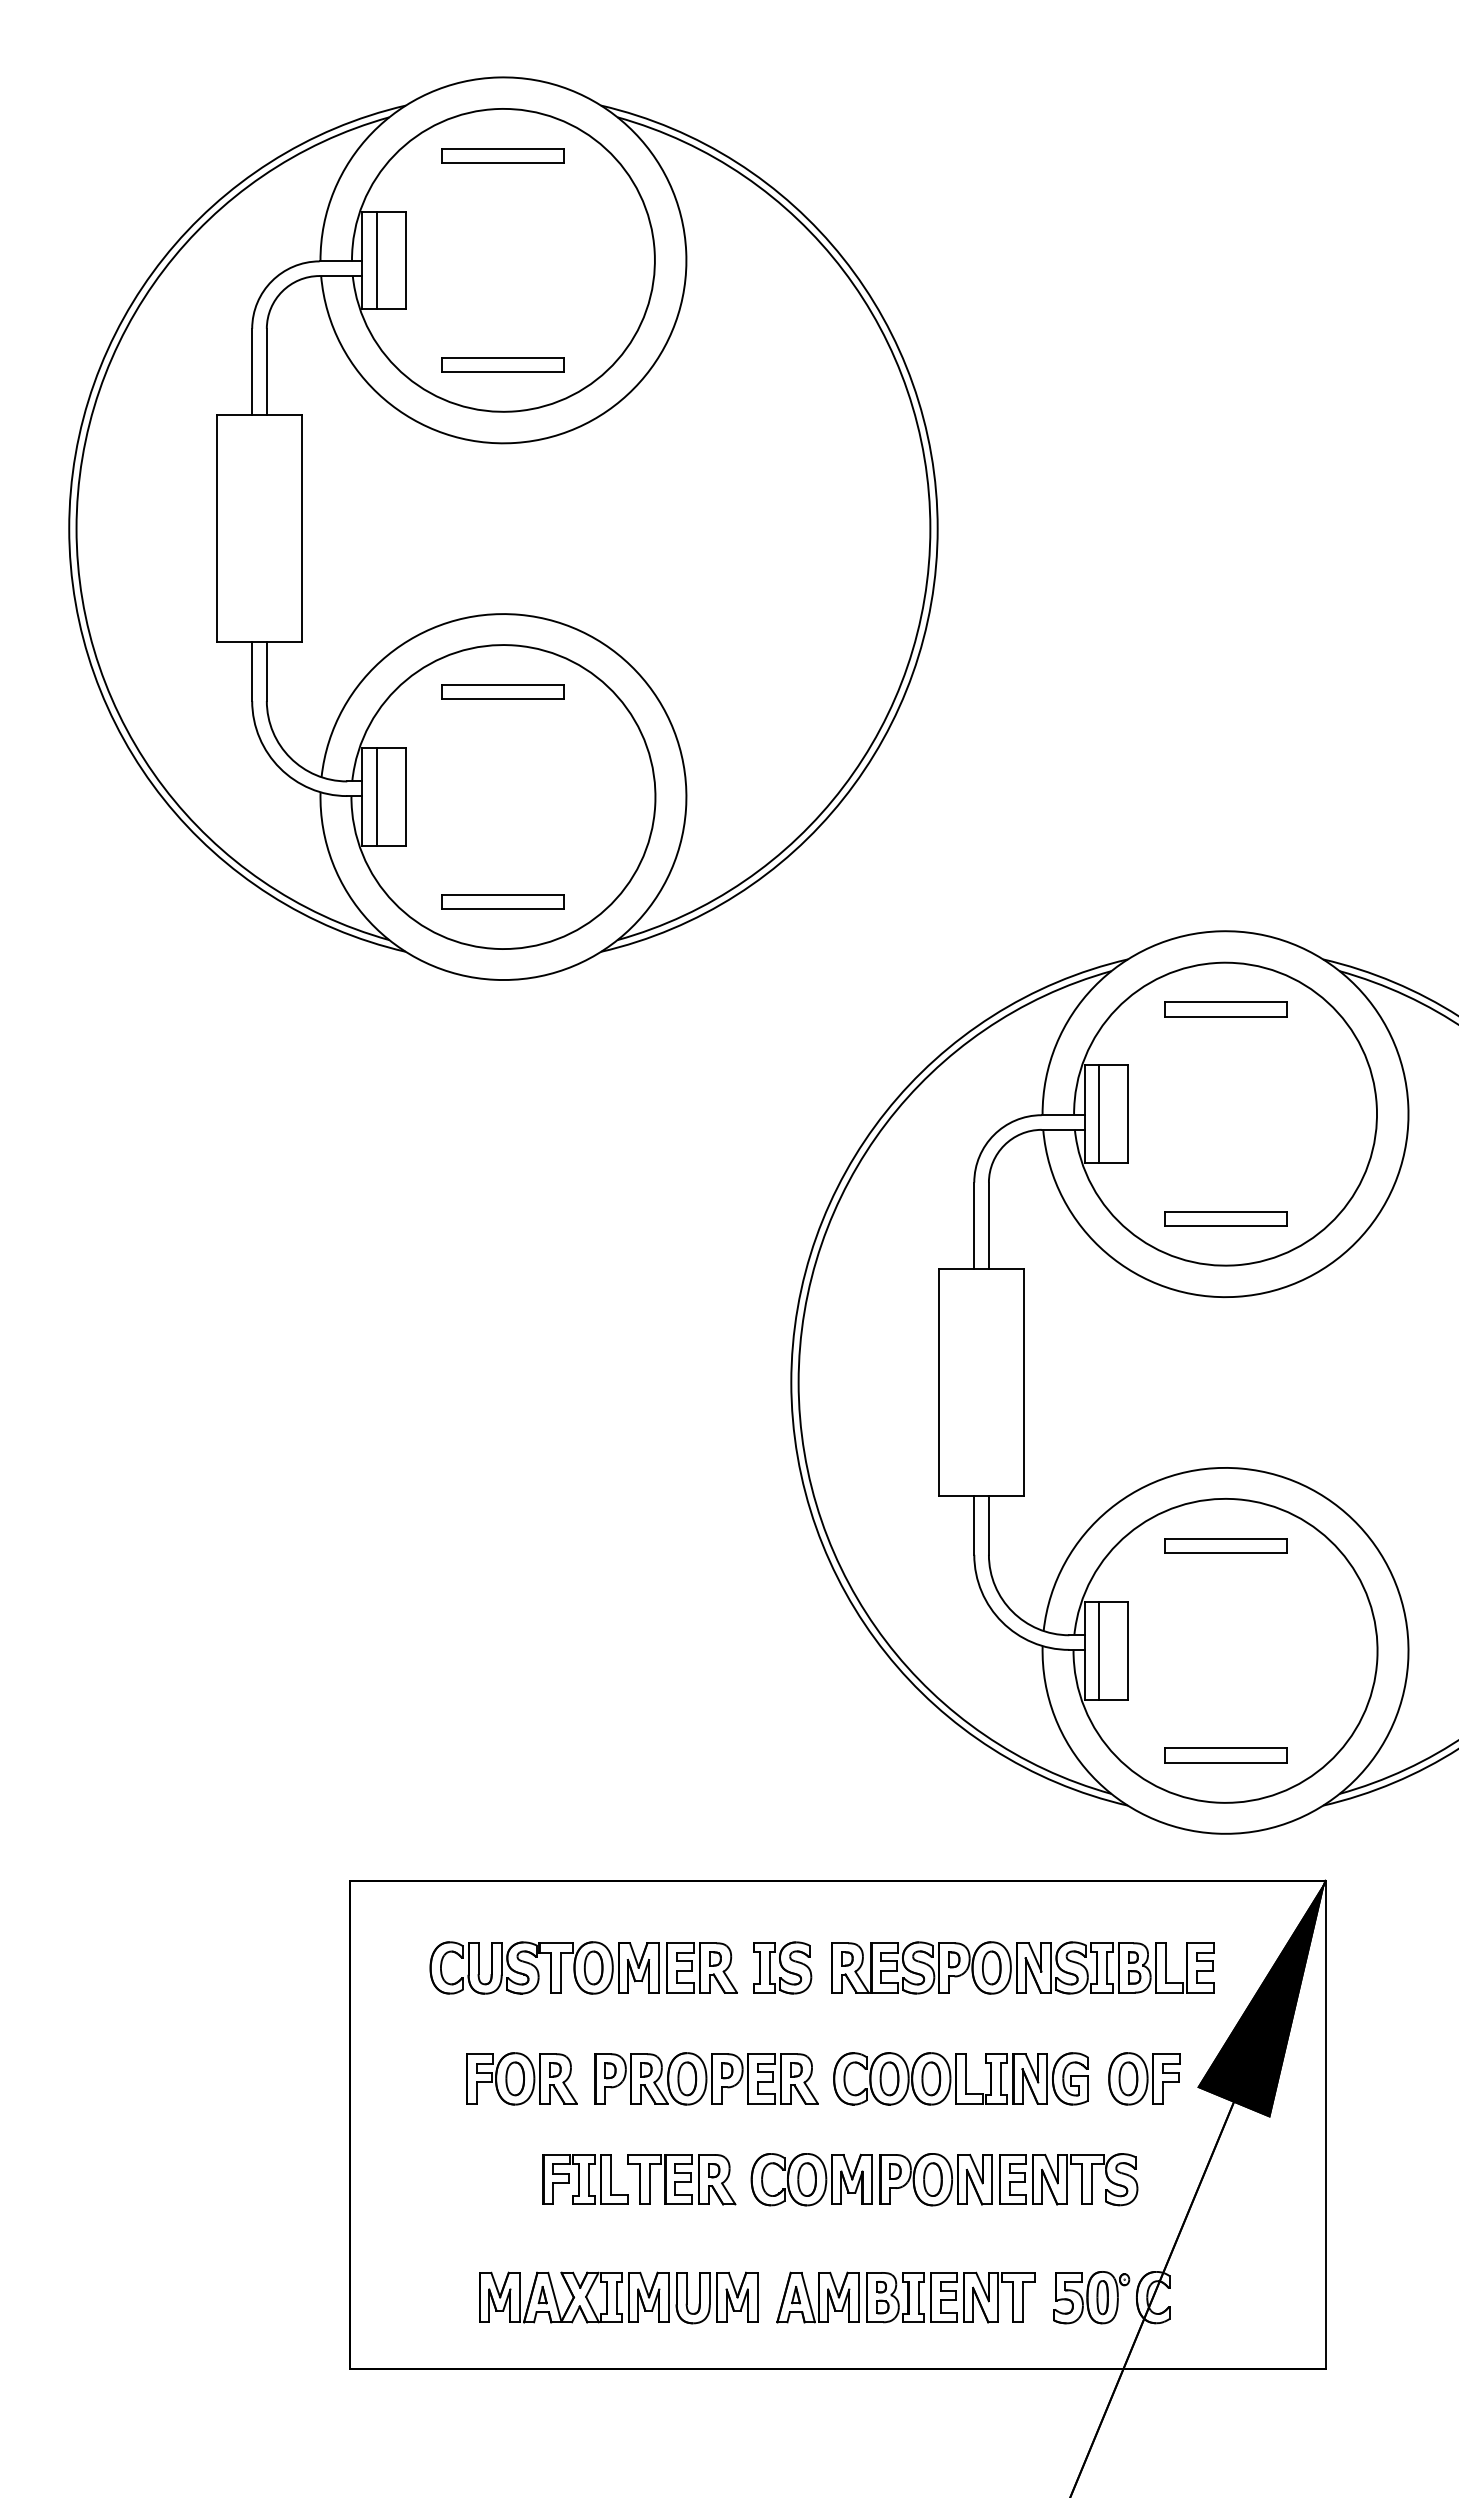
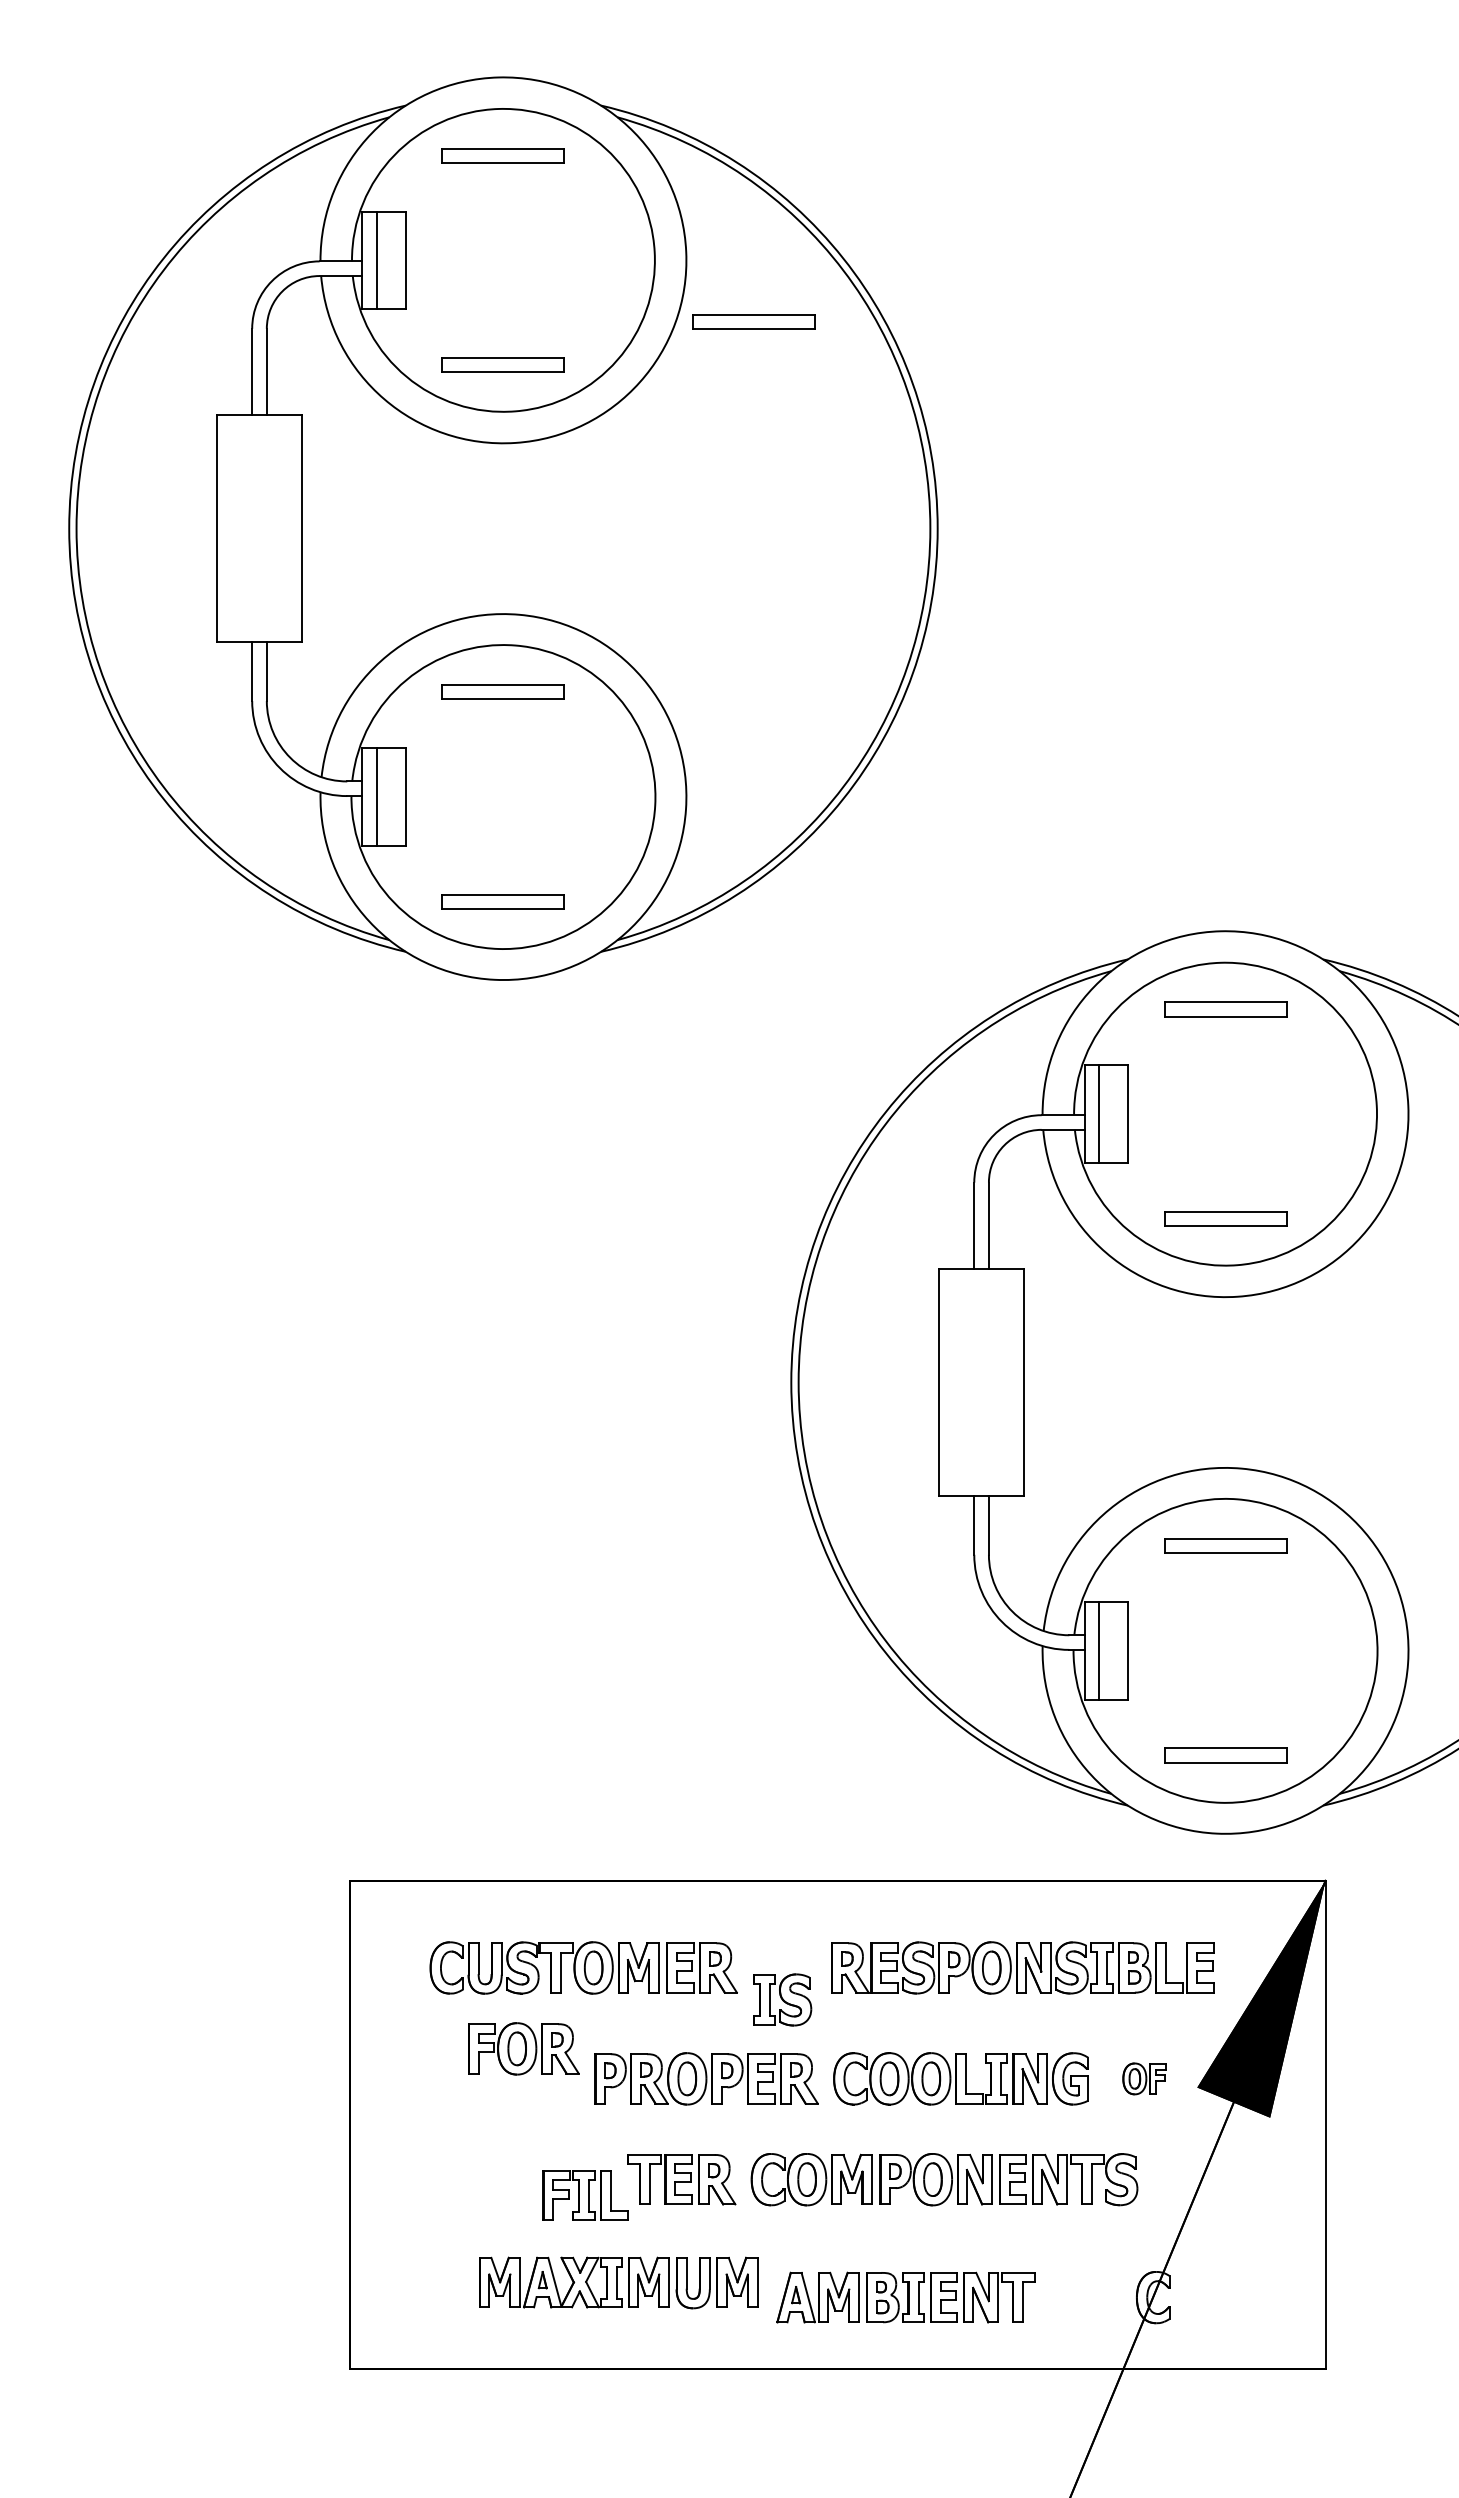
part: none -> present (753, 321)
part position: (782, 1967) -> (782, 1999) (782, 1999)
part position: (521, 2078) -> (523, 2048) (523, 2048)
part size: 73x54 px -> 45x34 px (1144, 2078)
part position: (585, 2179) -> (585, 2195) (585, 2195)
part position: (618, 2297) -> (618, 2282) (618, 2282)
part: present -> none (1091, 2297)
